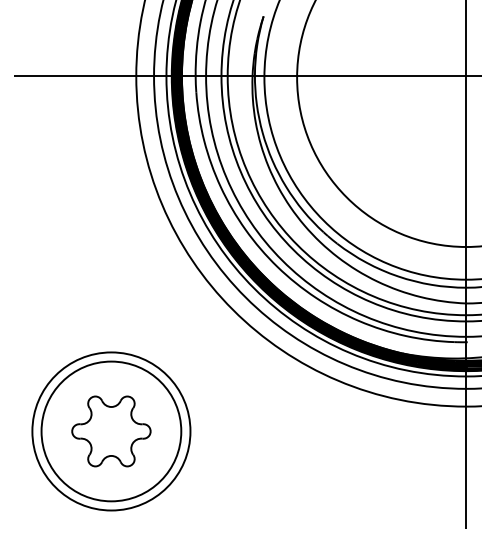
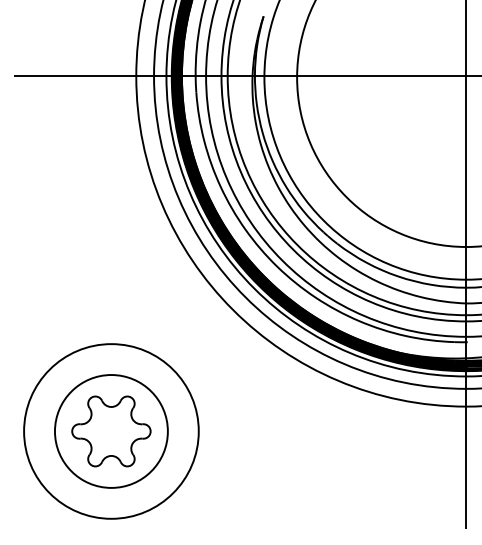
circle diameter: 140 px -> 175 px (111, 431)
circle diameter: 158 px -> 113 px (110, 431)
